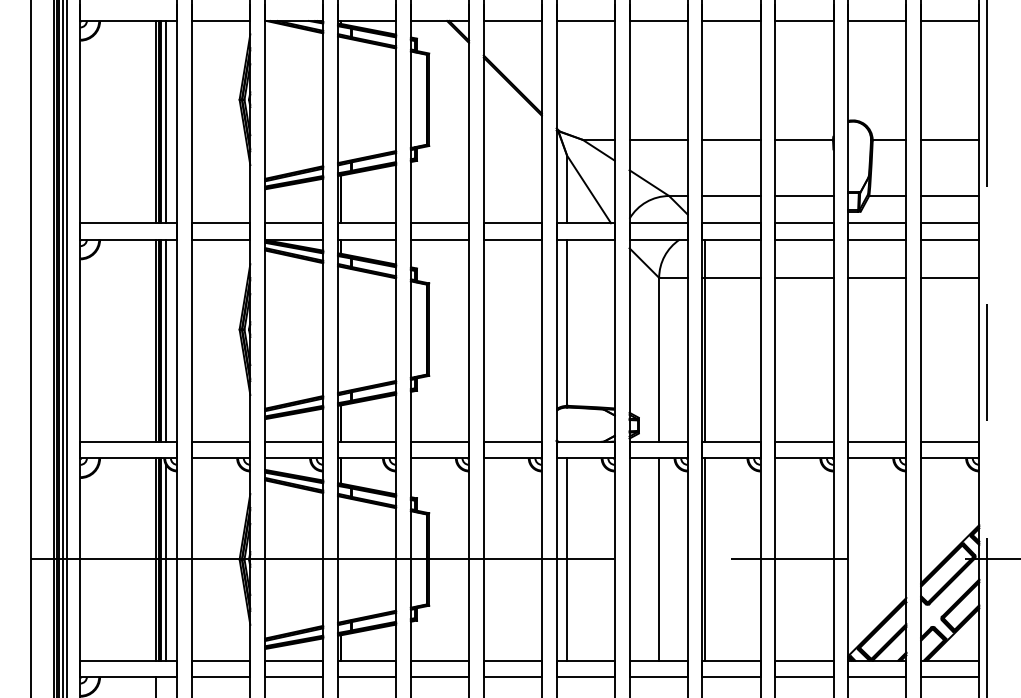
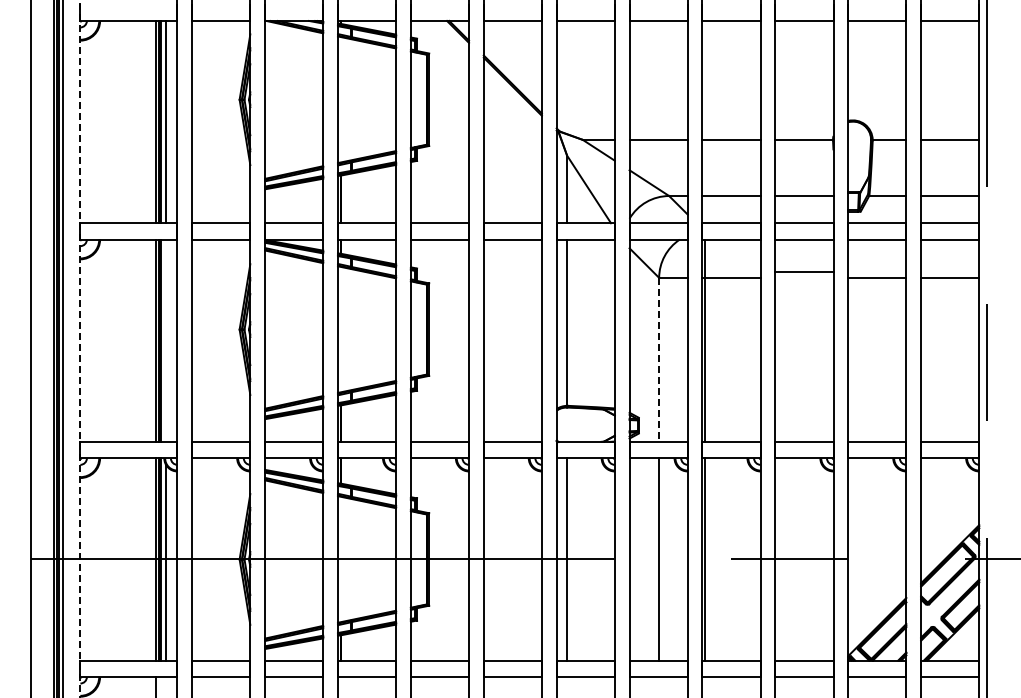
line position: (804, 277) -> (804, 271) (804, 271)
line: present -> none (165, 340)
line: present -> none (67, 348)
line: solid -> dashed (80, 348)
line: solid -> dashed (659, 360)
